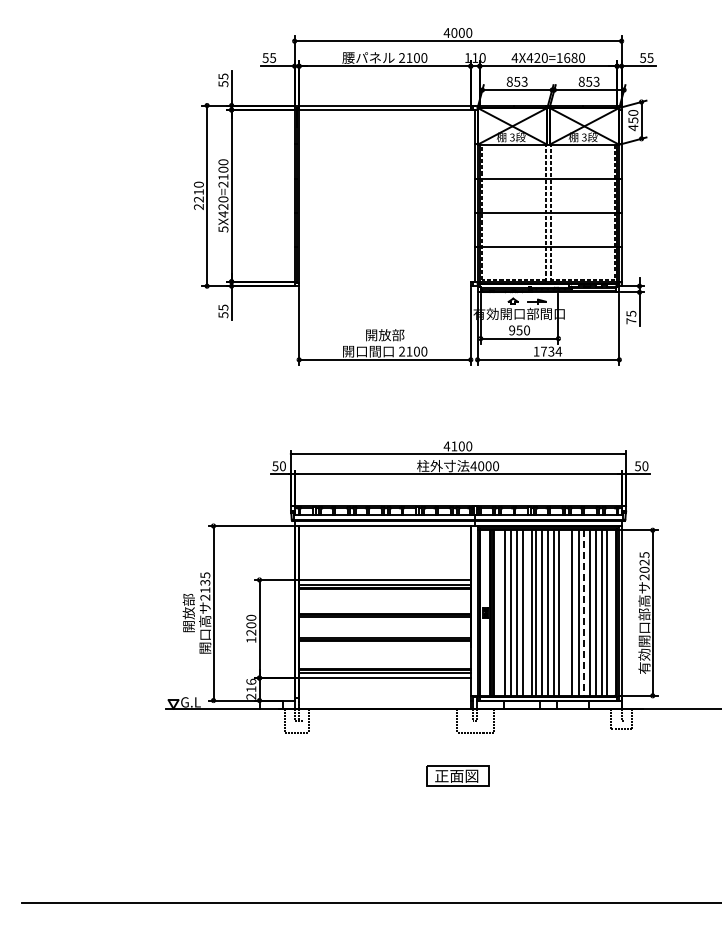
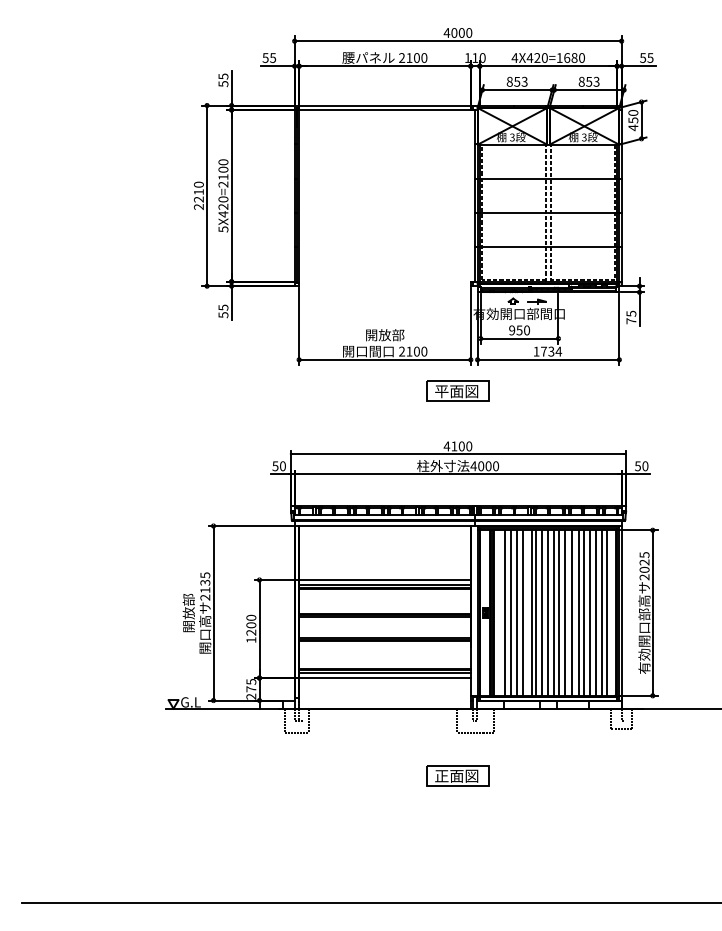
part: none -> present (457, 390)
line: none -> present (564, 612)
line: dashed -> solid (584, 613)
text: 216 -> 275 (251, 685)
